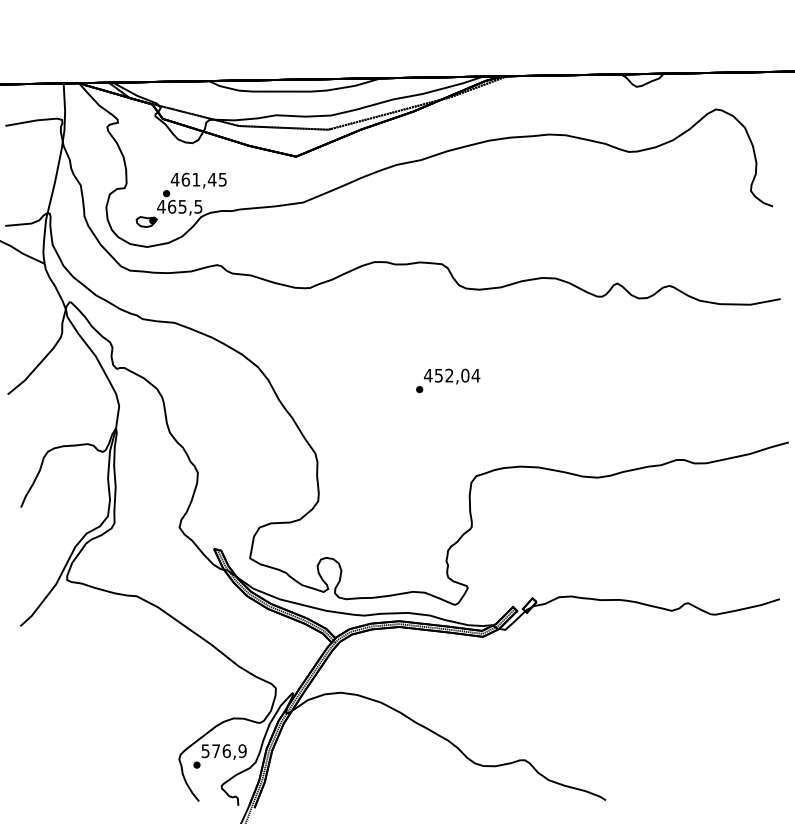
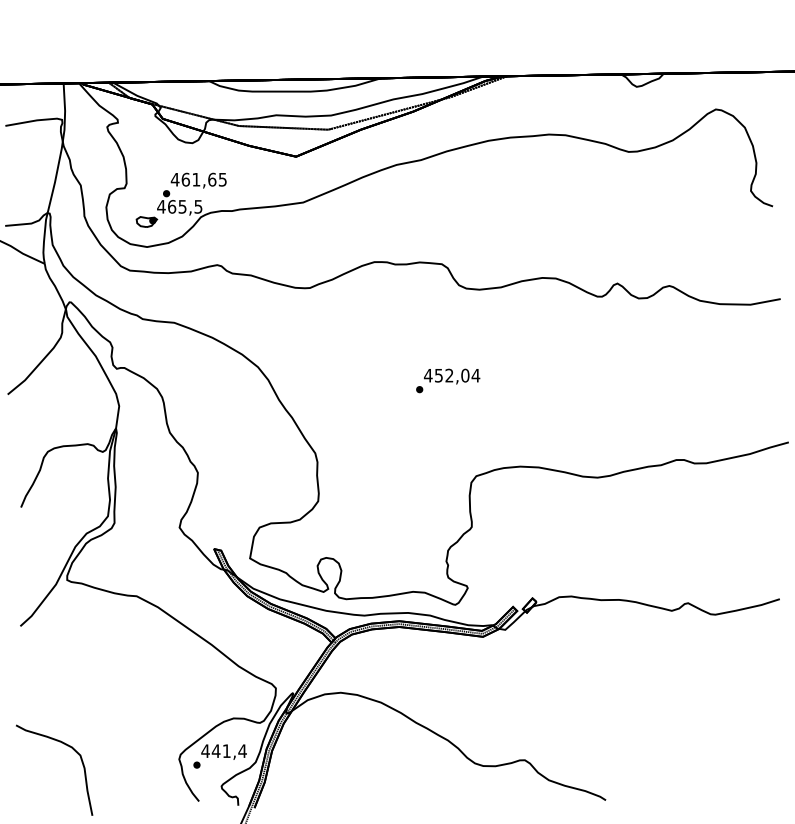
text: 461,45 -> 461,65 (211, 179)
part: none -> present (65, 745)
text: 576,9 -> 441,4 (223, 751)
